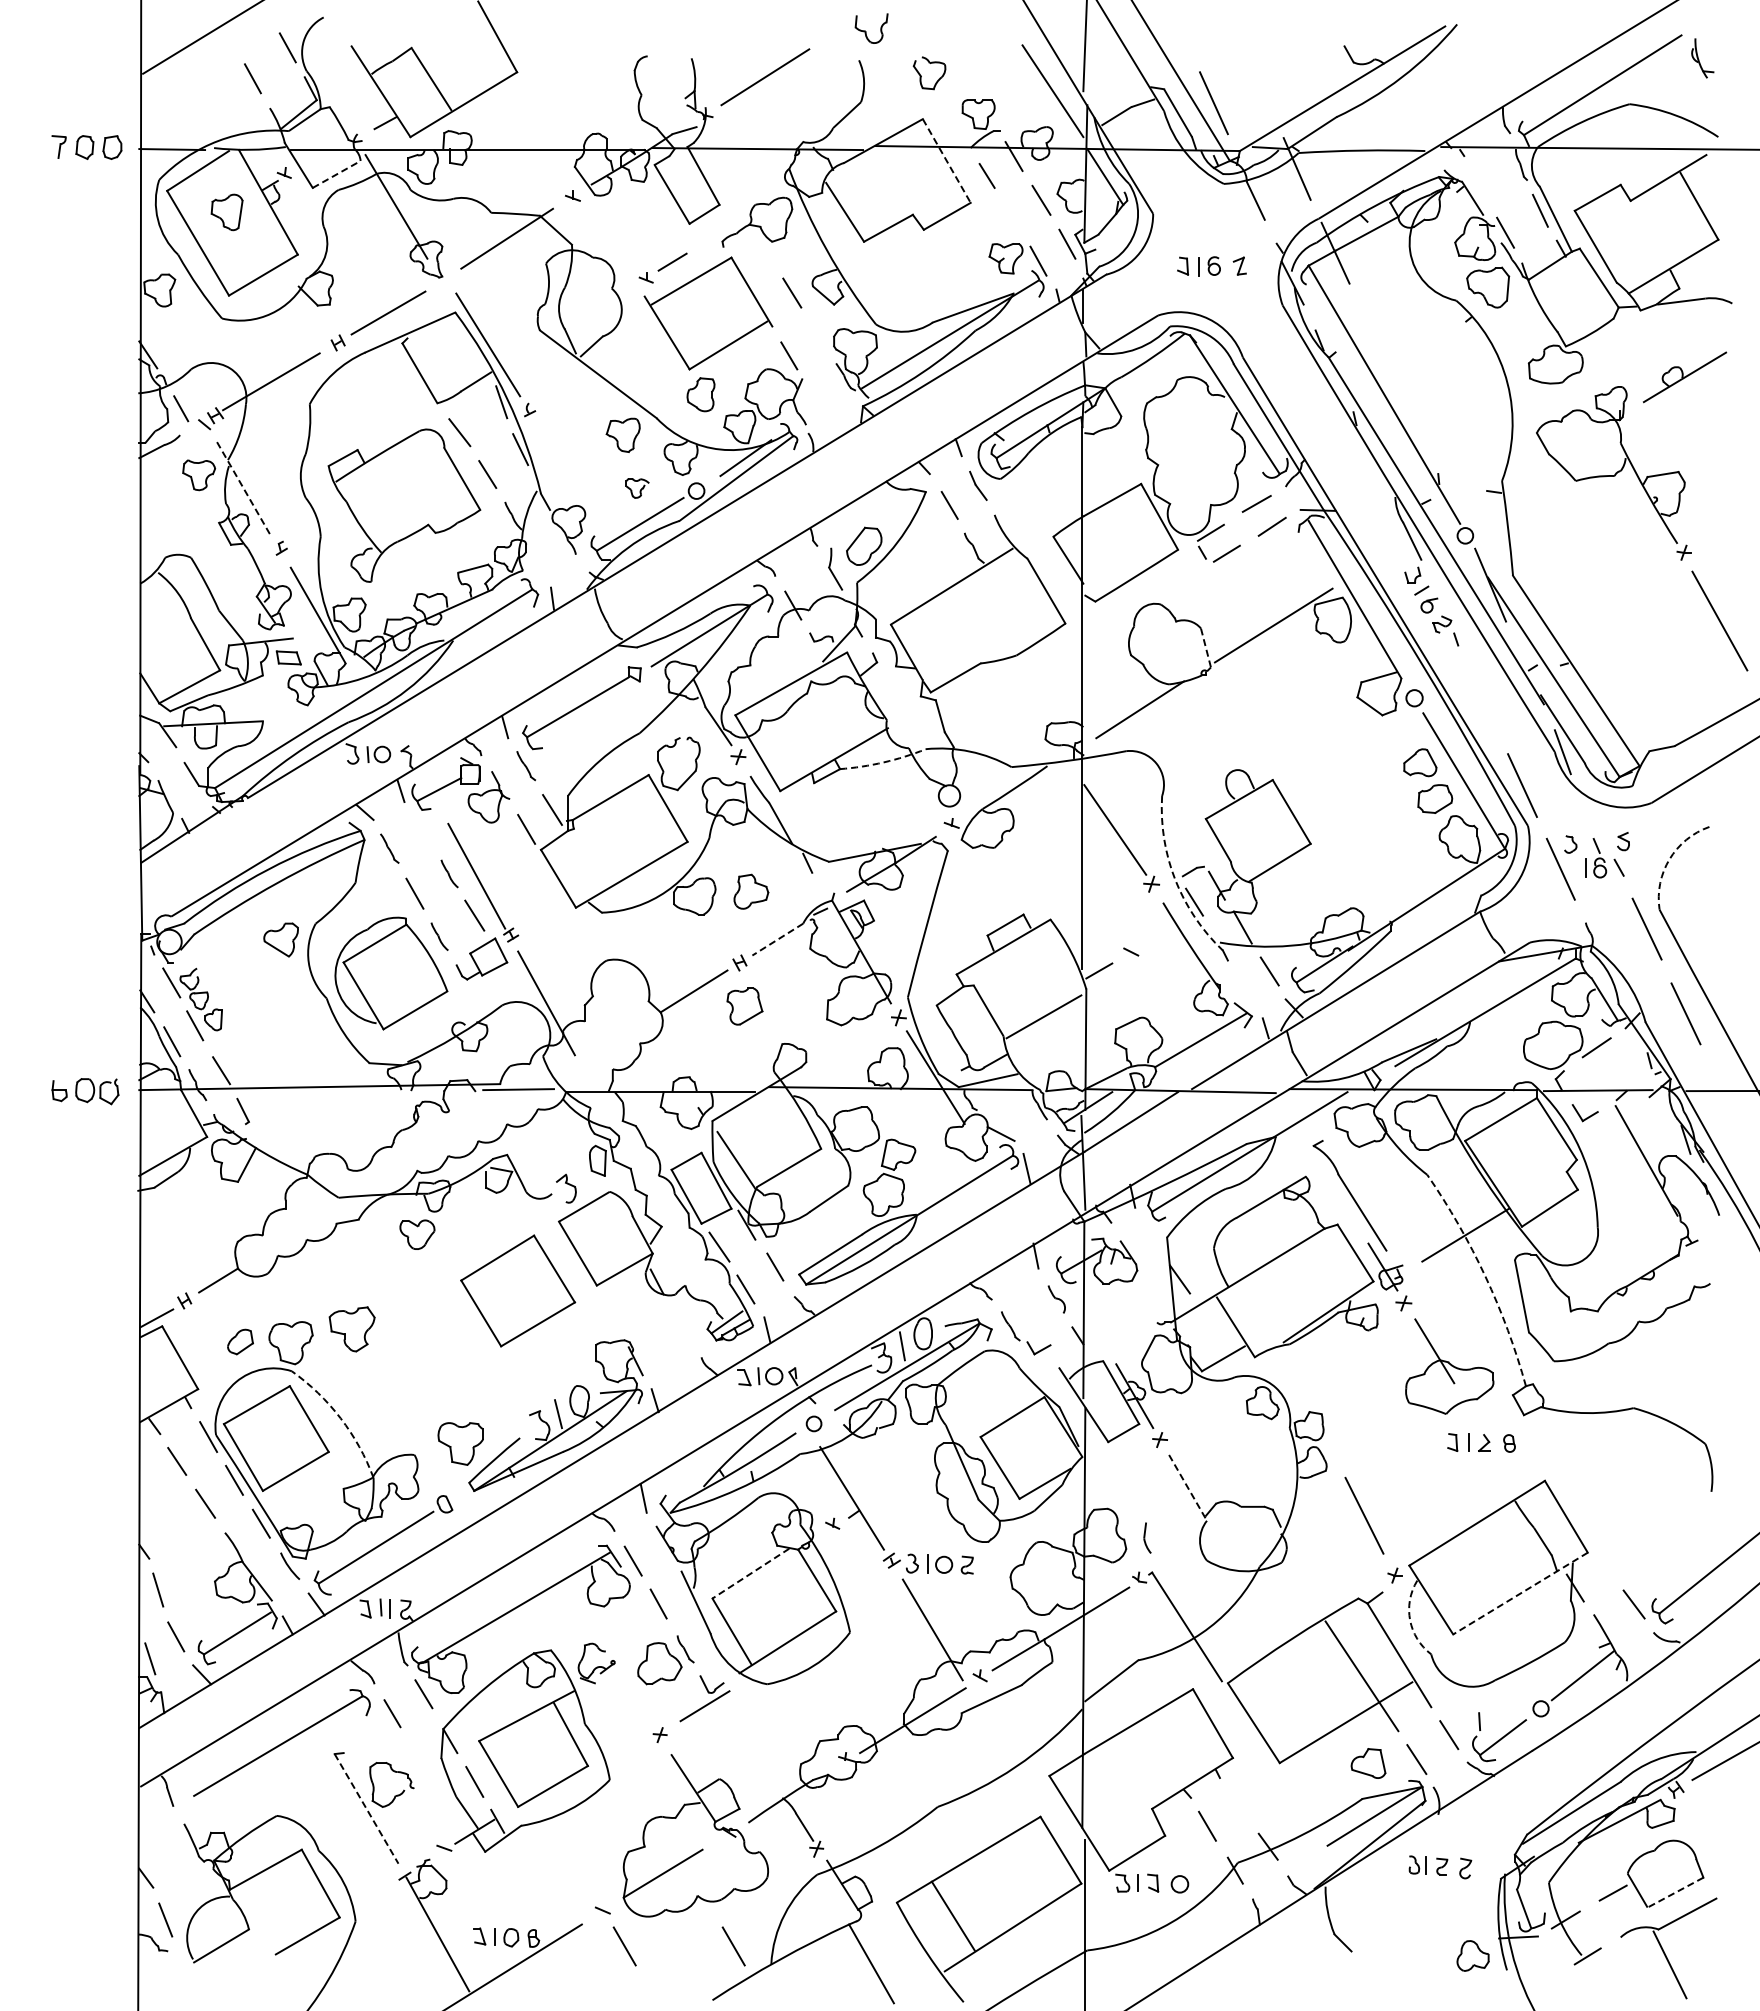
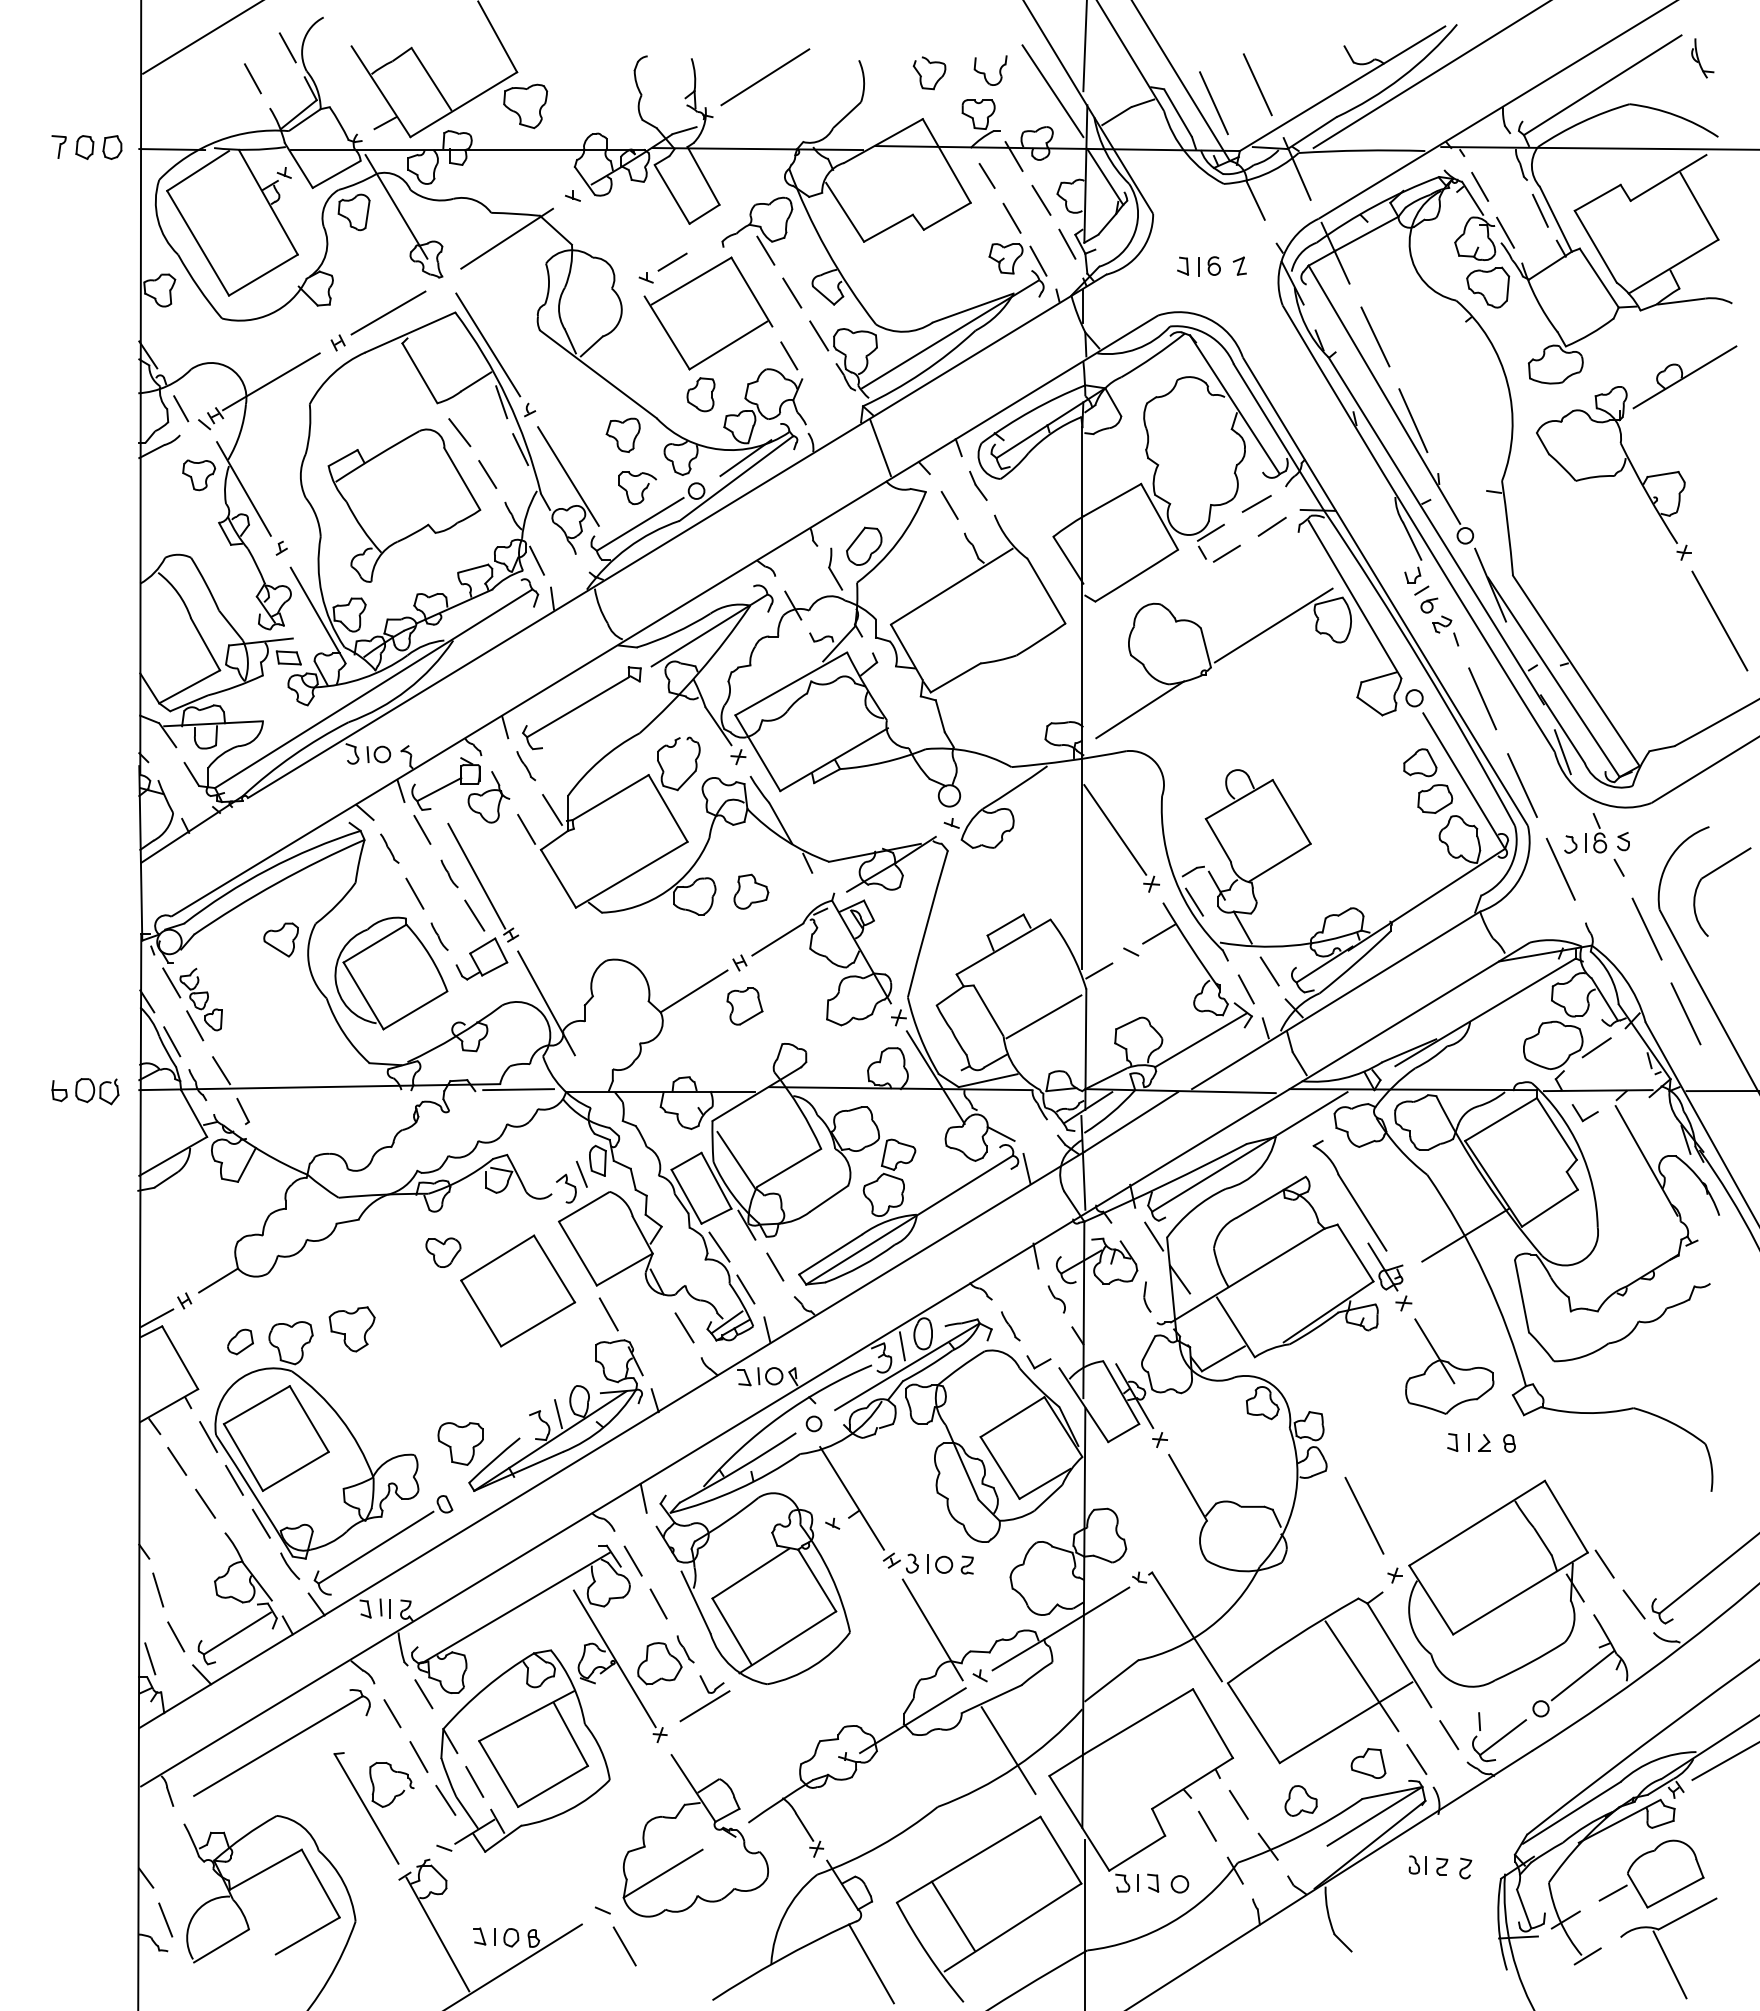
part position: (871, 28) -> (990, 70) (990, 70)
line: none -> present (1430, 75)
line: none -> present (1257, 84)
part: none -> present (525, 106)
line: dashed -> solid (947, 161)
line: dashed -> solid (337, 174)
line: none -> present (1480, 186)
part position: (226, 212) -> (353, 212) (353, 212)
line: none -> present (1011, 217)
line: none -> present (765, 250)
line: none -> present (819, 335)
line: none -> present (1375, 336)
part size: 85x53 px -> 106x65 px (1684, 377)
line: none -> present (1413, 420)
line: none -> present (880, 447)
line: none -> present (568, 476)
part size: 25x21 px -> 40x35 px (637, 488)
line: dashed -> solid (244, 489)
line: none -> present (537, 560)
line: dashed -> solid (1206, 648)
line: none -> present (1482, 698)
arc: dashed -> solid (883, 762)
line: none -> present (422, 829)
part position: (1596, 858) -> (1596, 833) (1596, 833)
arc: dashed -> solid (1669, 859)
part: none -> present (1710, 874)
arc: dashed -> solid (1175, 880)
line: none -> present (1159, 933)
line: dashed -> solid (777, 939)
line: none -> present (1245, 989)
line: none -> present (581, 1173)
part position: (417, 1234) -> (443, 1252) (443, 1252)
line: none -> present (1154, 1236)
arc: dashed -> solid (1485, 1276)
line: none -> present (608, 1314)
line: none -> present (684, 1327)
part position: (1038, 1348) -> (1038, 1362) (1038, 1362)
arc: dashed -> solid (340, 1418)
line: dashed -> solid (1188, 1487)
part position: (1147, 1537) -> (1147, 1296) (1147, 1296)
line: none -> present (1604, 1563)
line: dashed -> solid (750, 1573)
line: dashed -> solid (1520, 1593)
arc: dashed -> solid (1410, 1620)
line: none -> present (614, 1658)
line: none -> present (1008, 1750)
line: none -> present (418, 1756)
line: none -> present (445, 1799)
line: none -> present (1238, 1804)
line: dashed -> solid (366, 1809)
line: dashed -> solid (1675, 1892)
line: present -> none (733, 1946)
part position: (1472, 1955) -> (1300, 1800) (1300, 1800)
